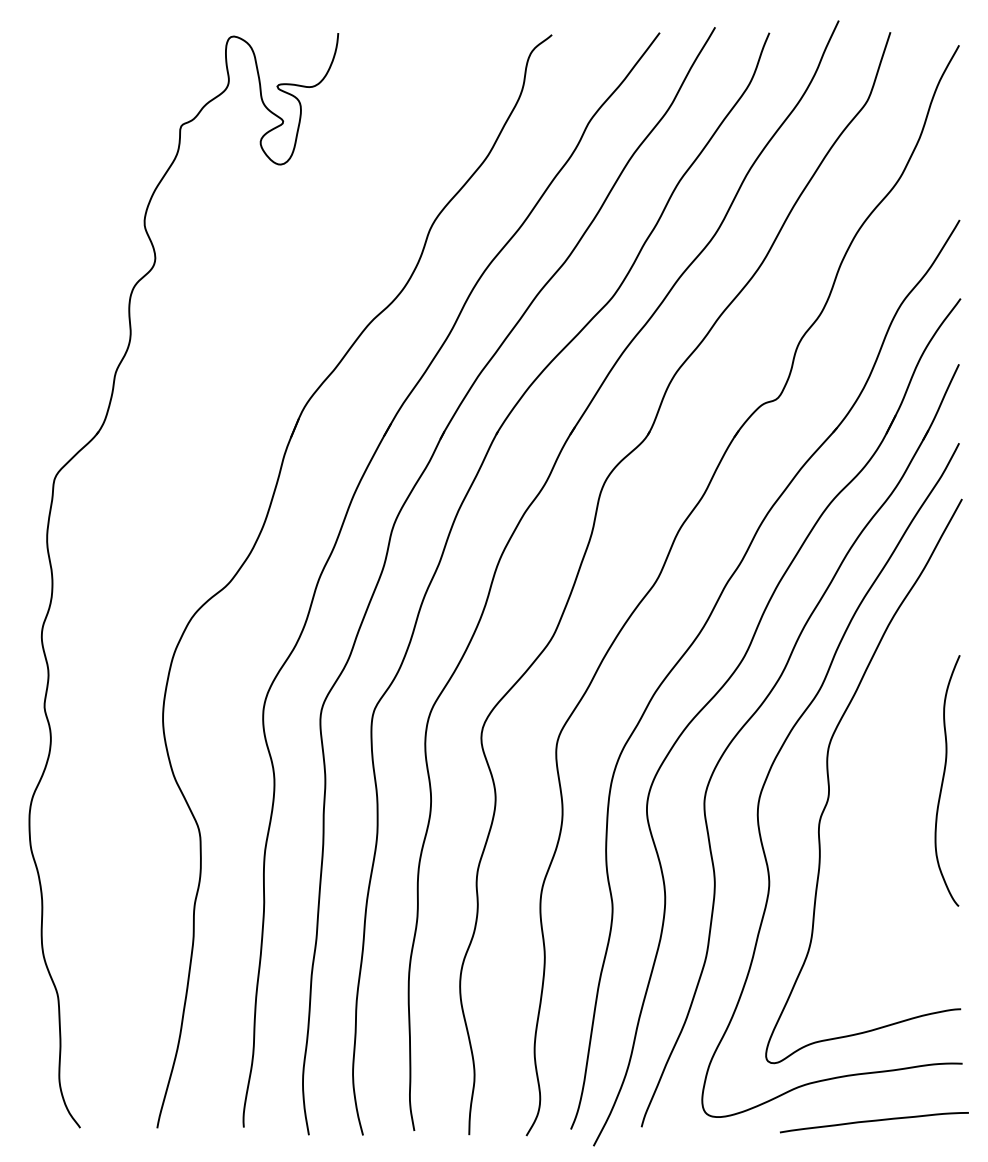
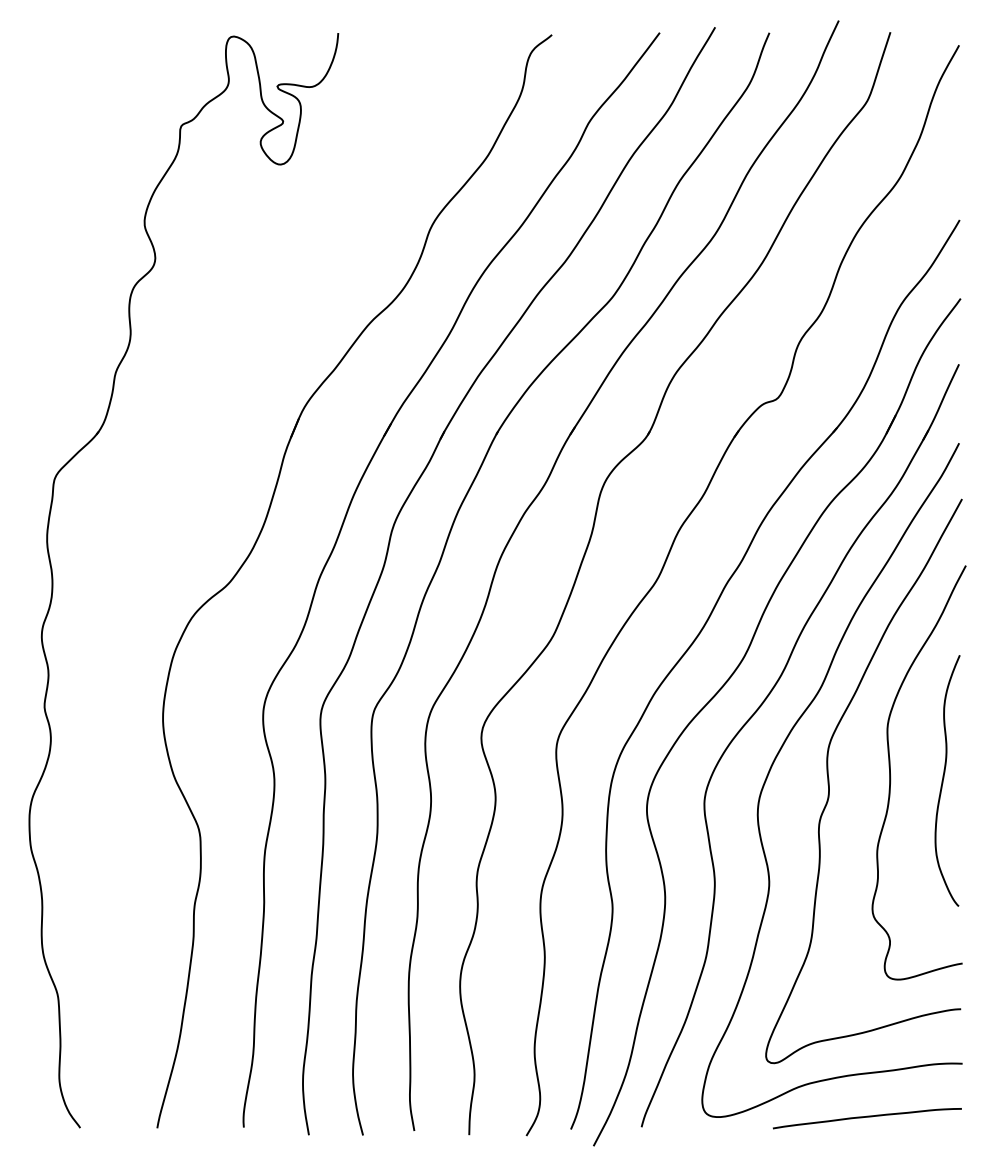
curve: none -> present (891, 777)
curve position: (874, 1121) -> (867, 1117) (867, 1117)
